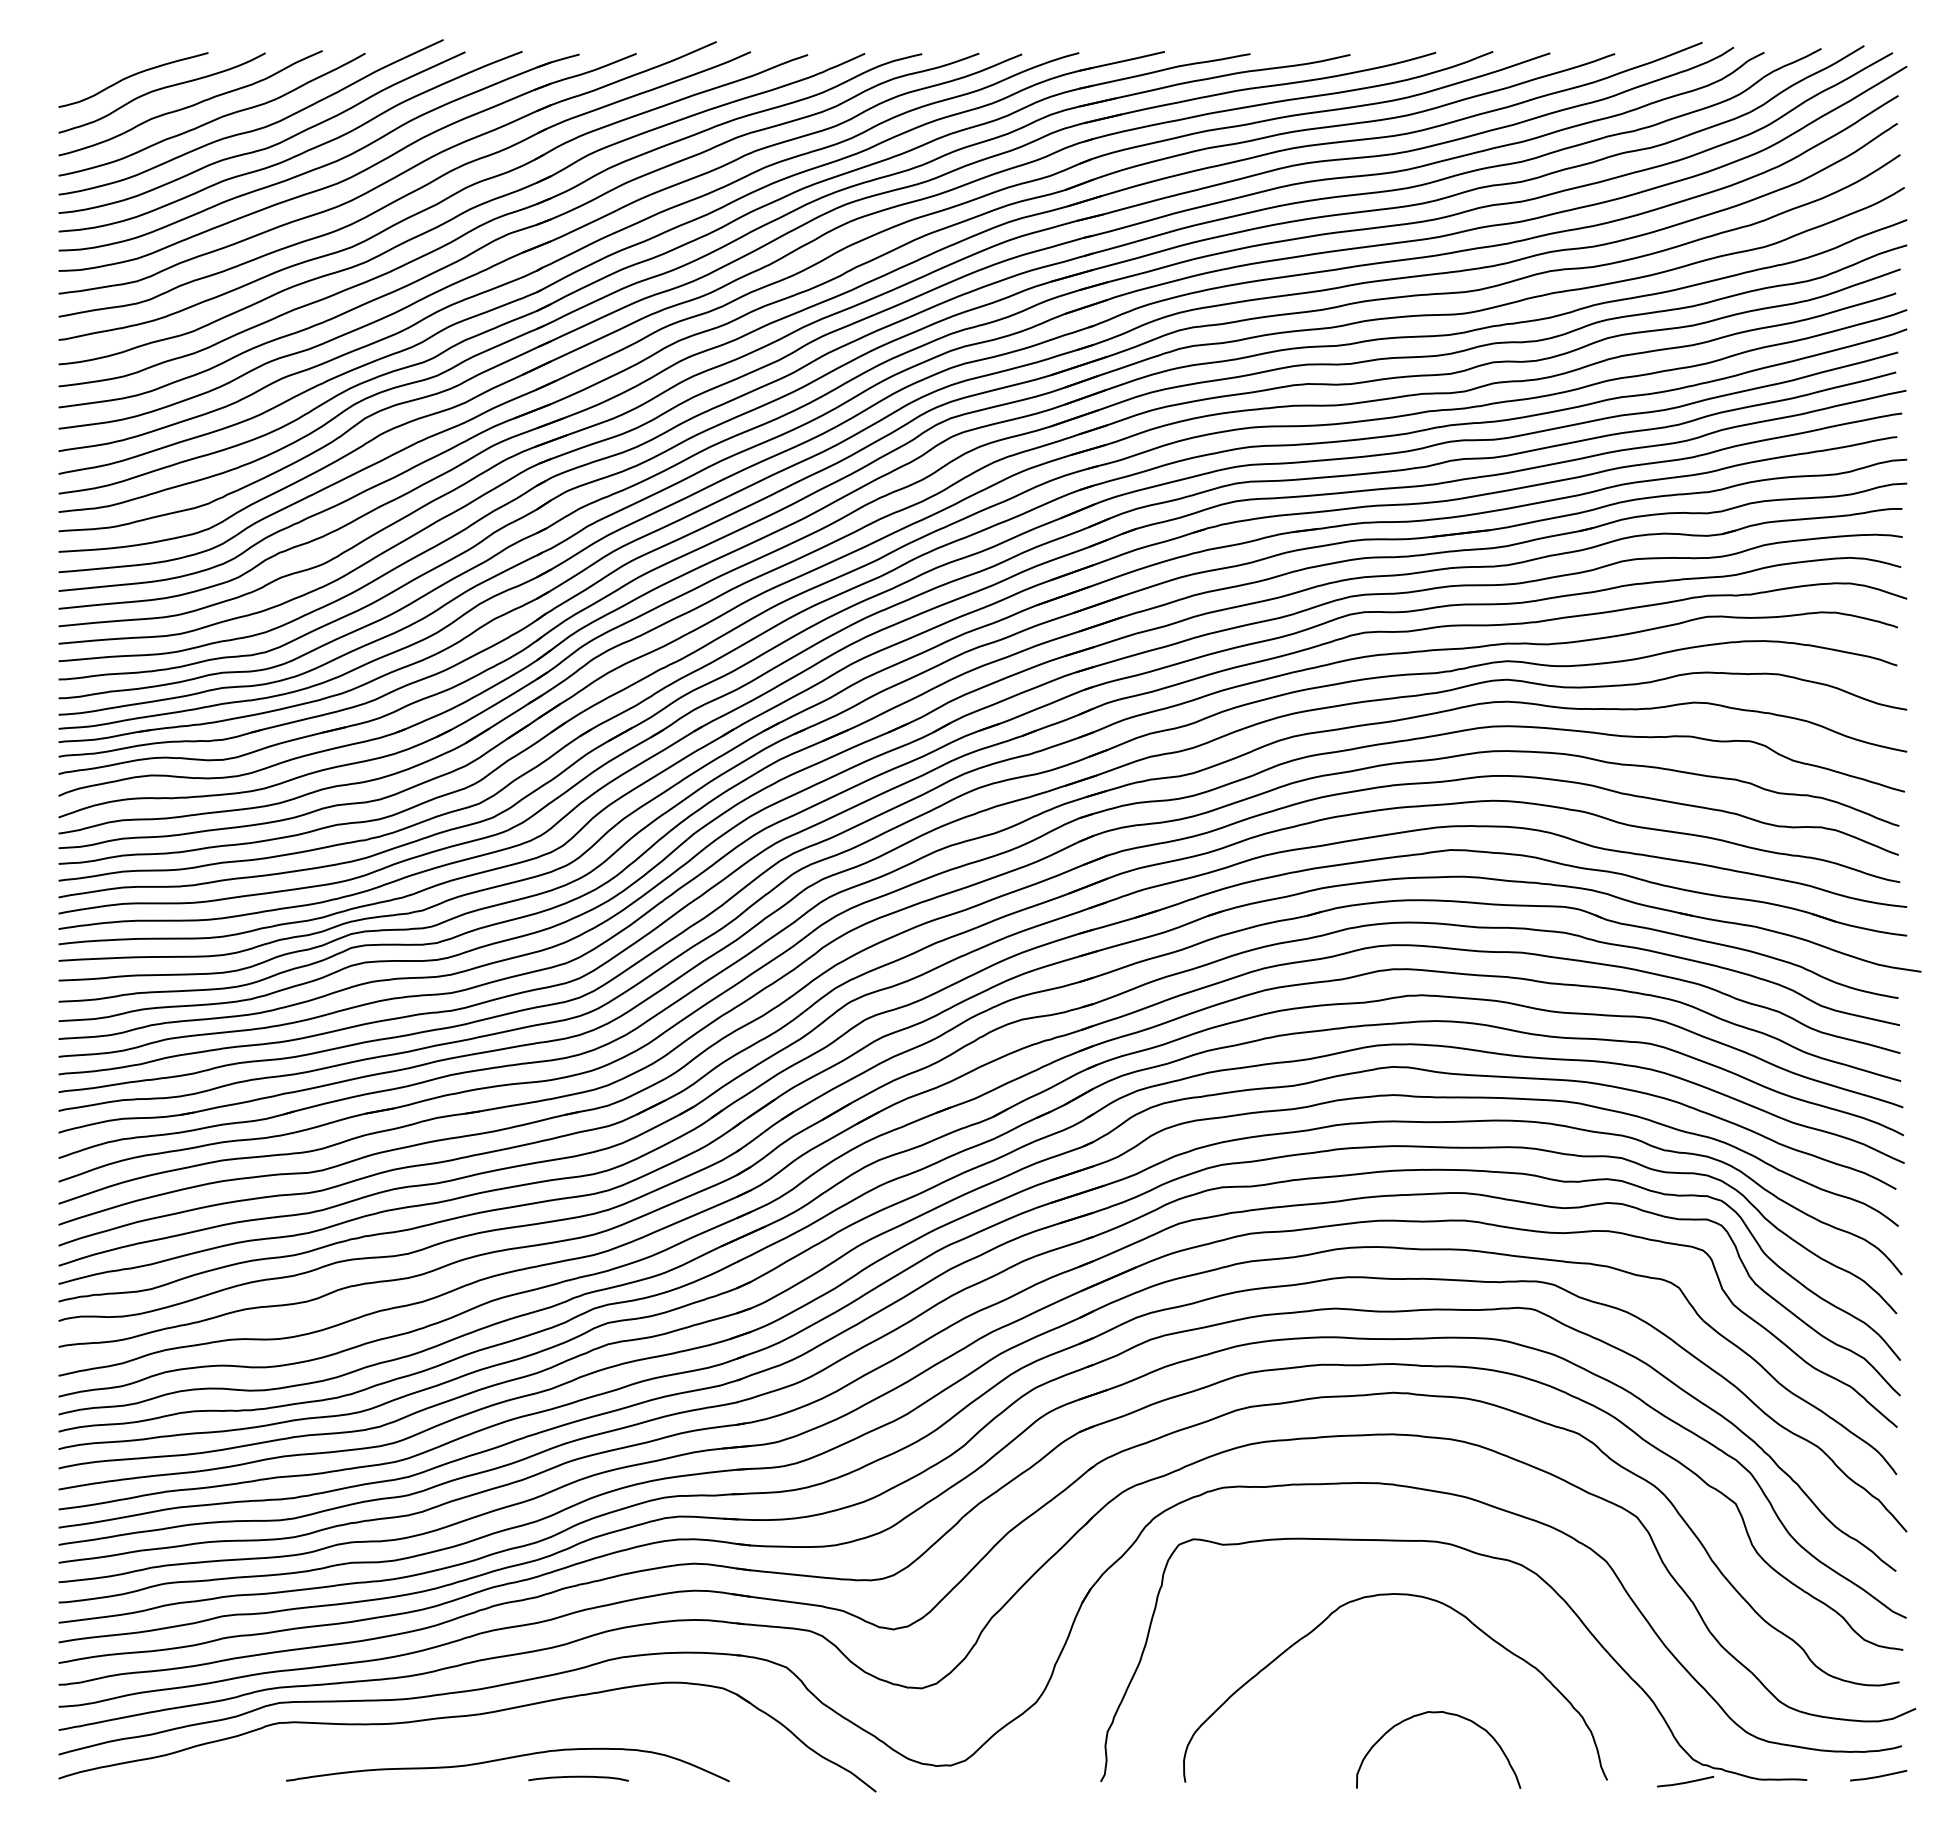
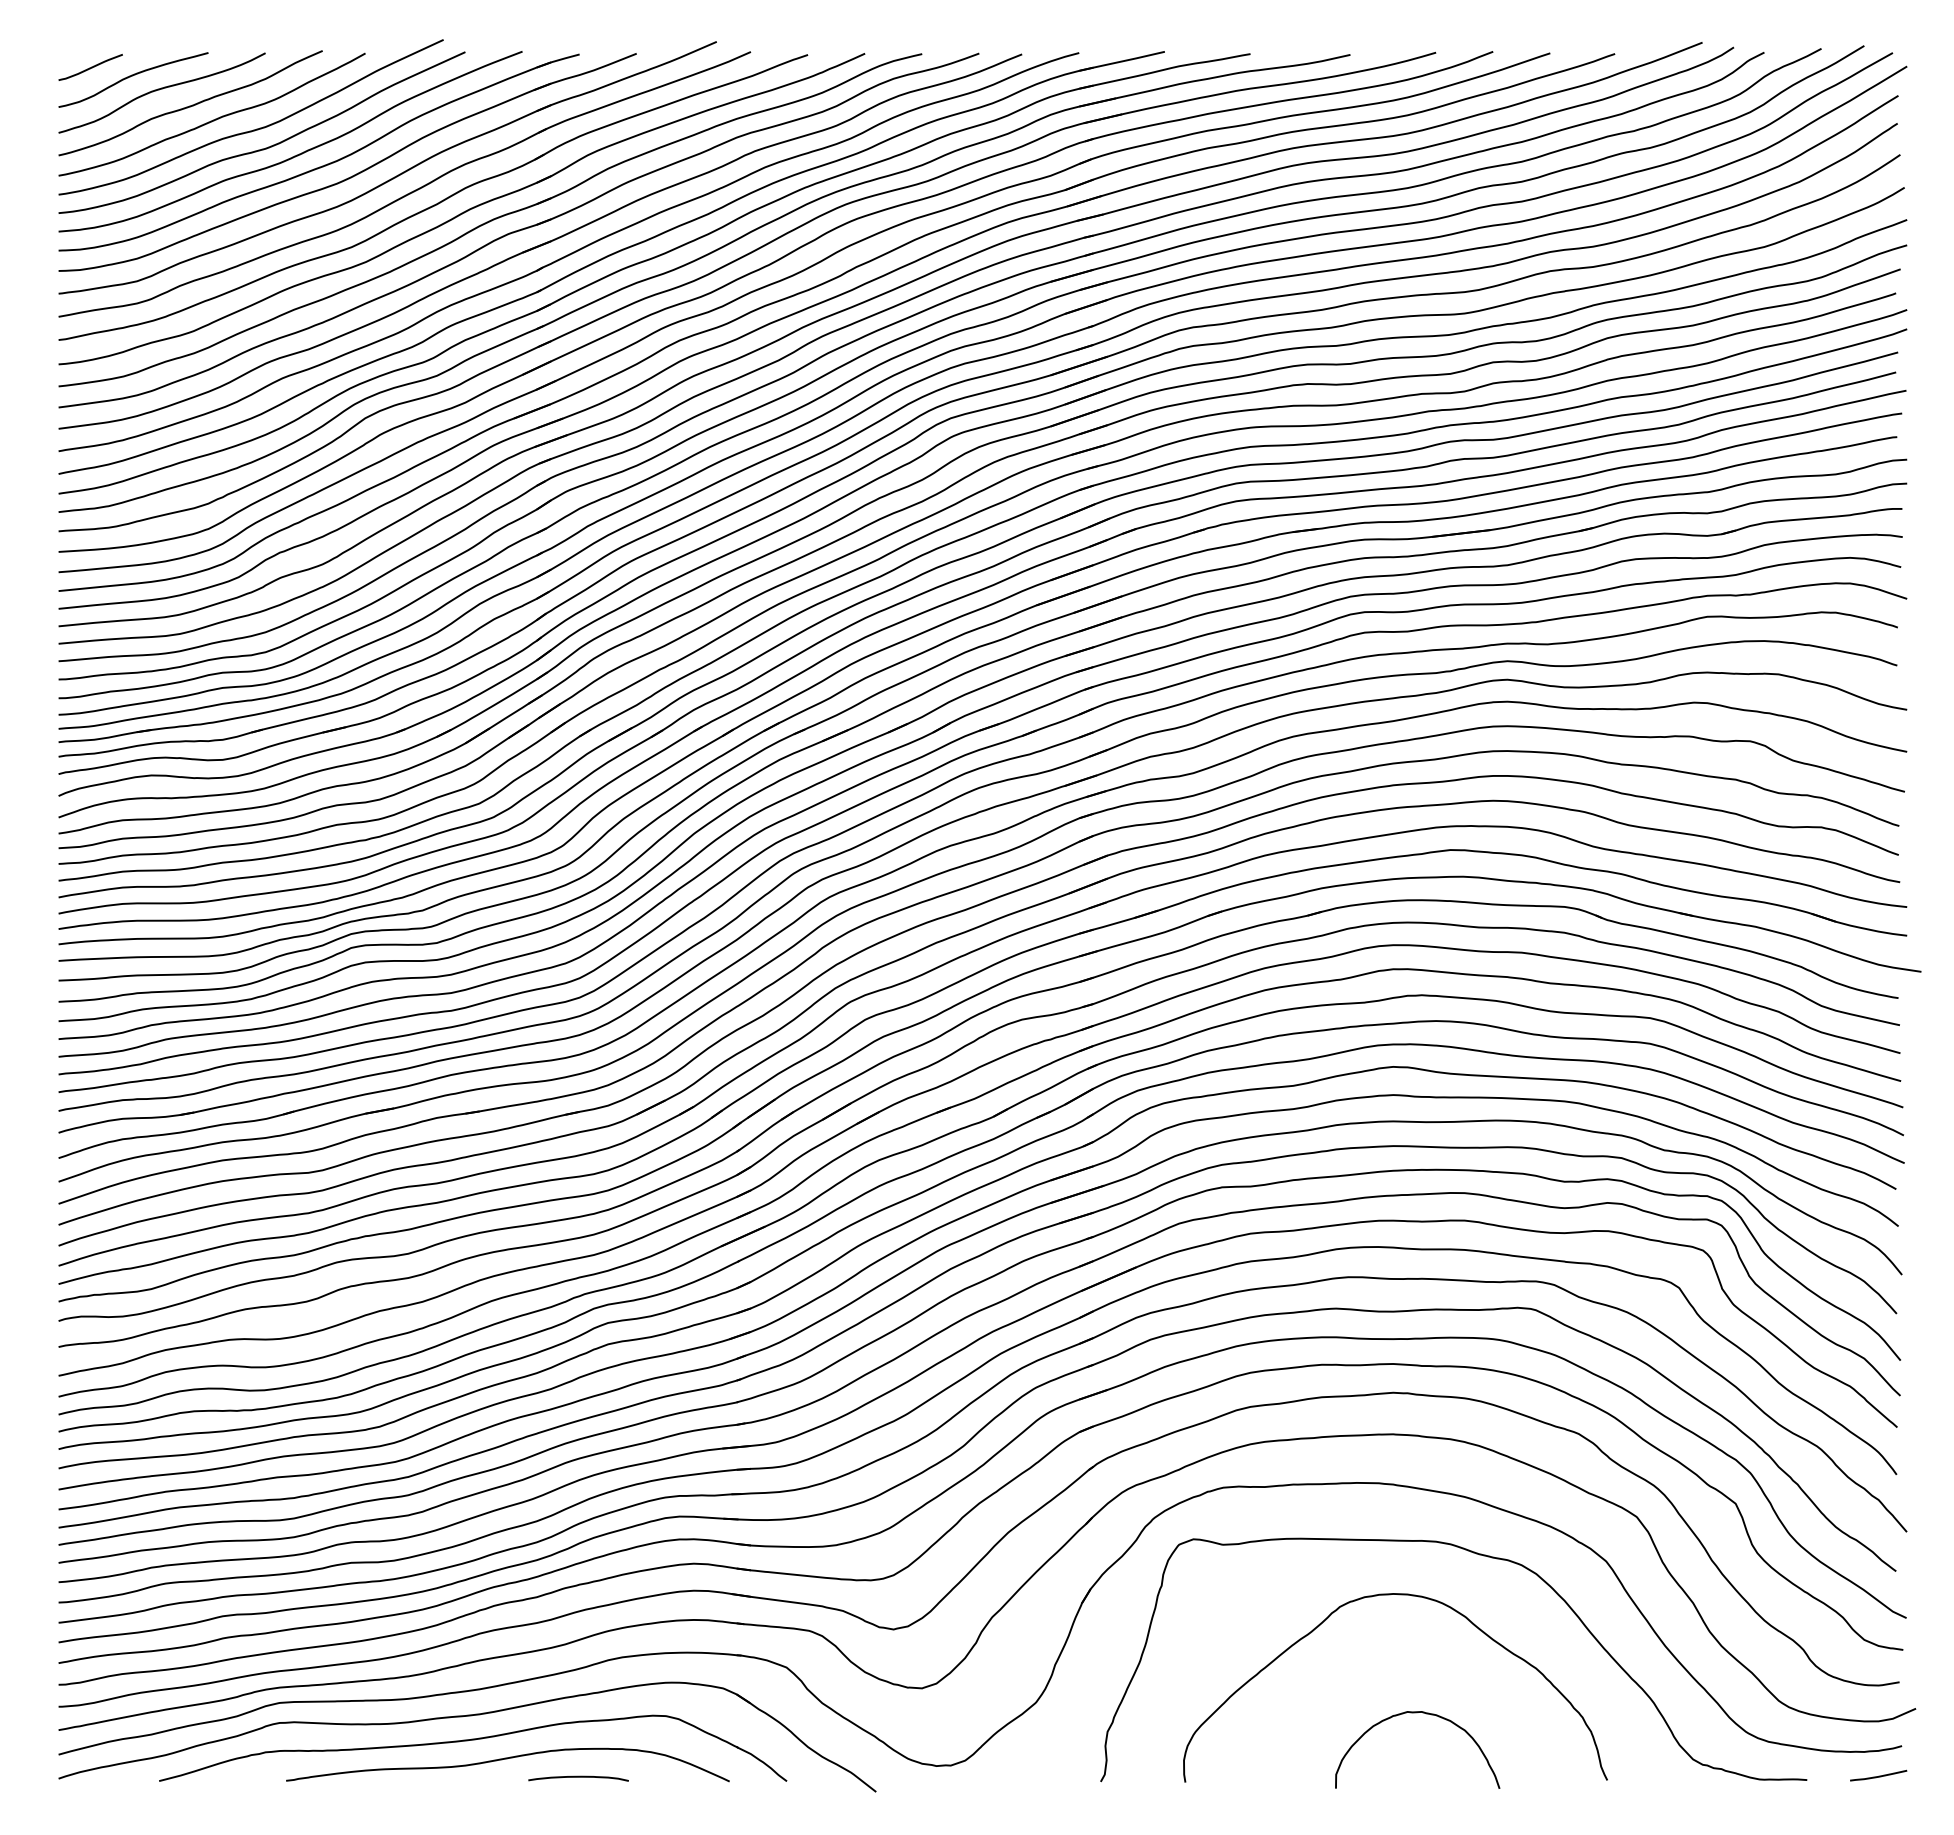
curve: none -> present (90, 67)
curve position: (1438, 1713) -> (1417, 1713) (1417, 1713)
part: none -> present (473, 1740)
curve: present -> none (1685, 1781)
